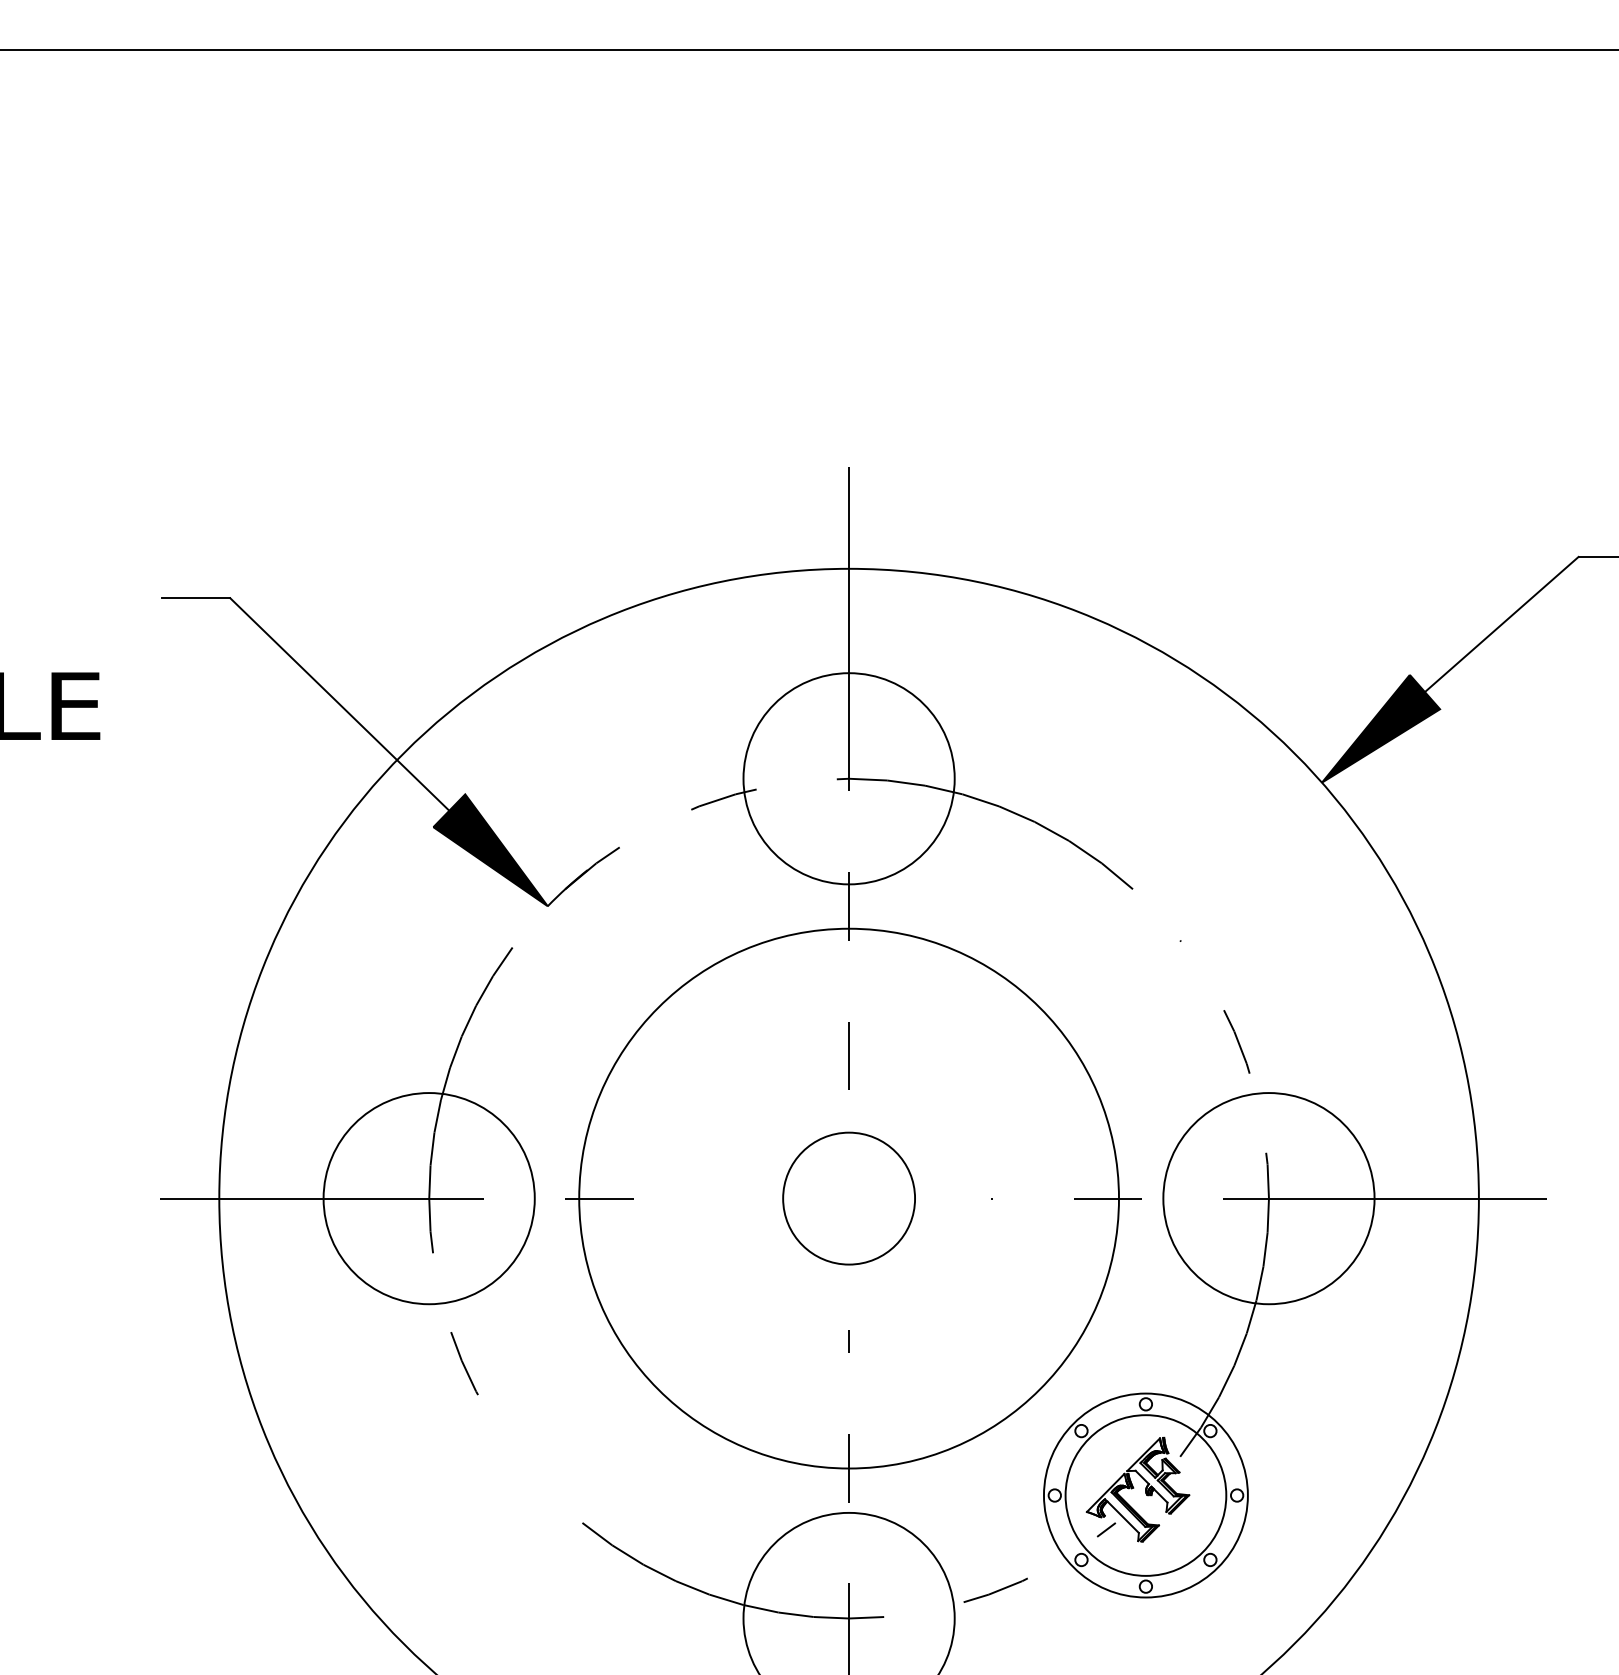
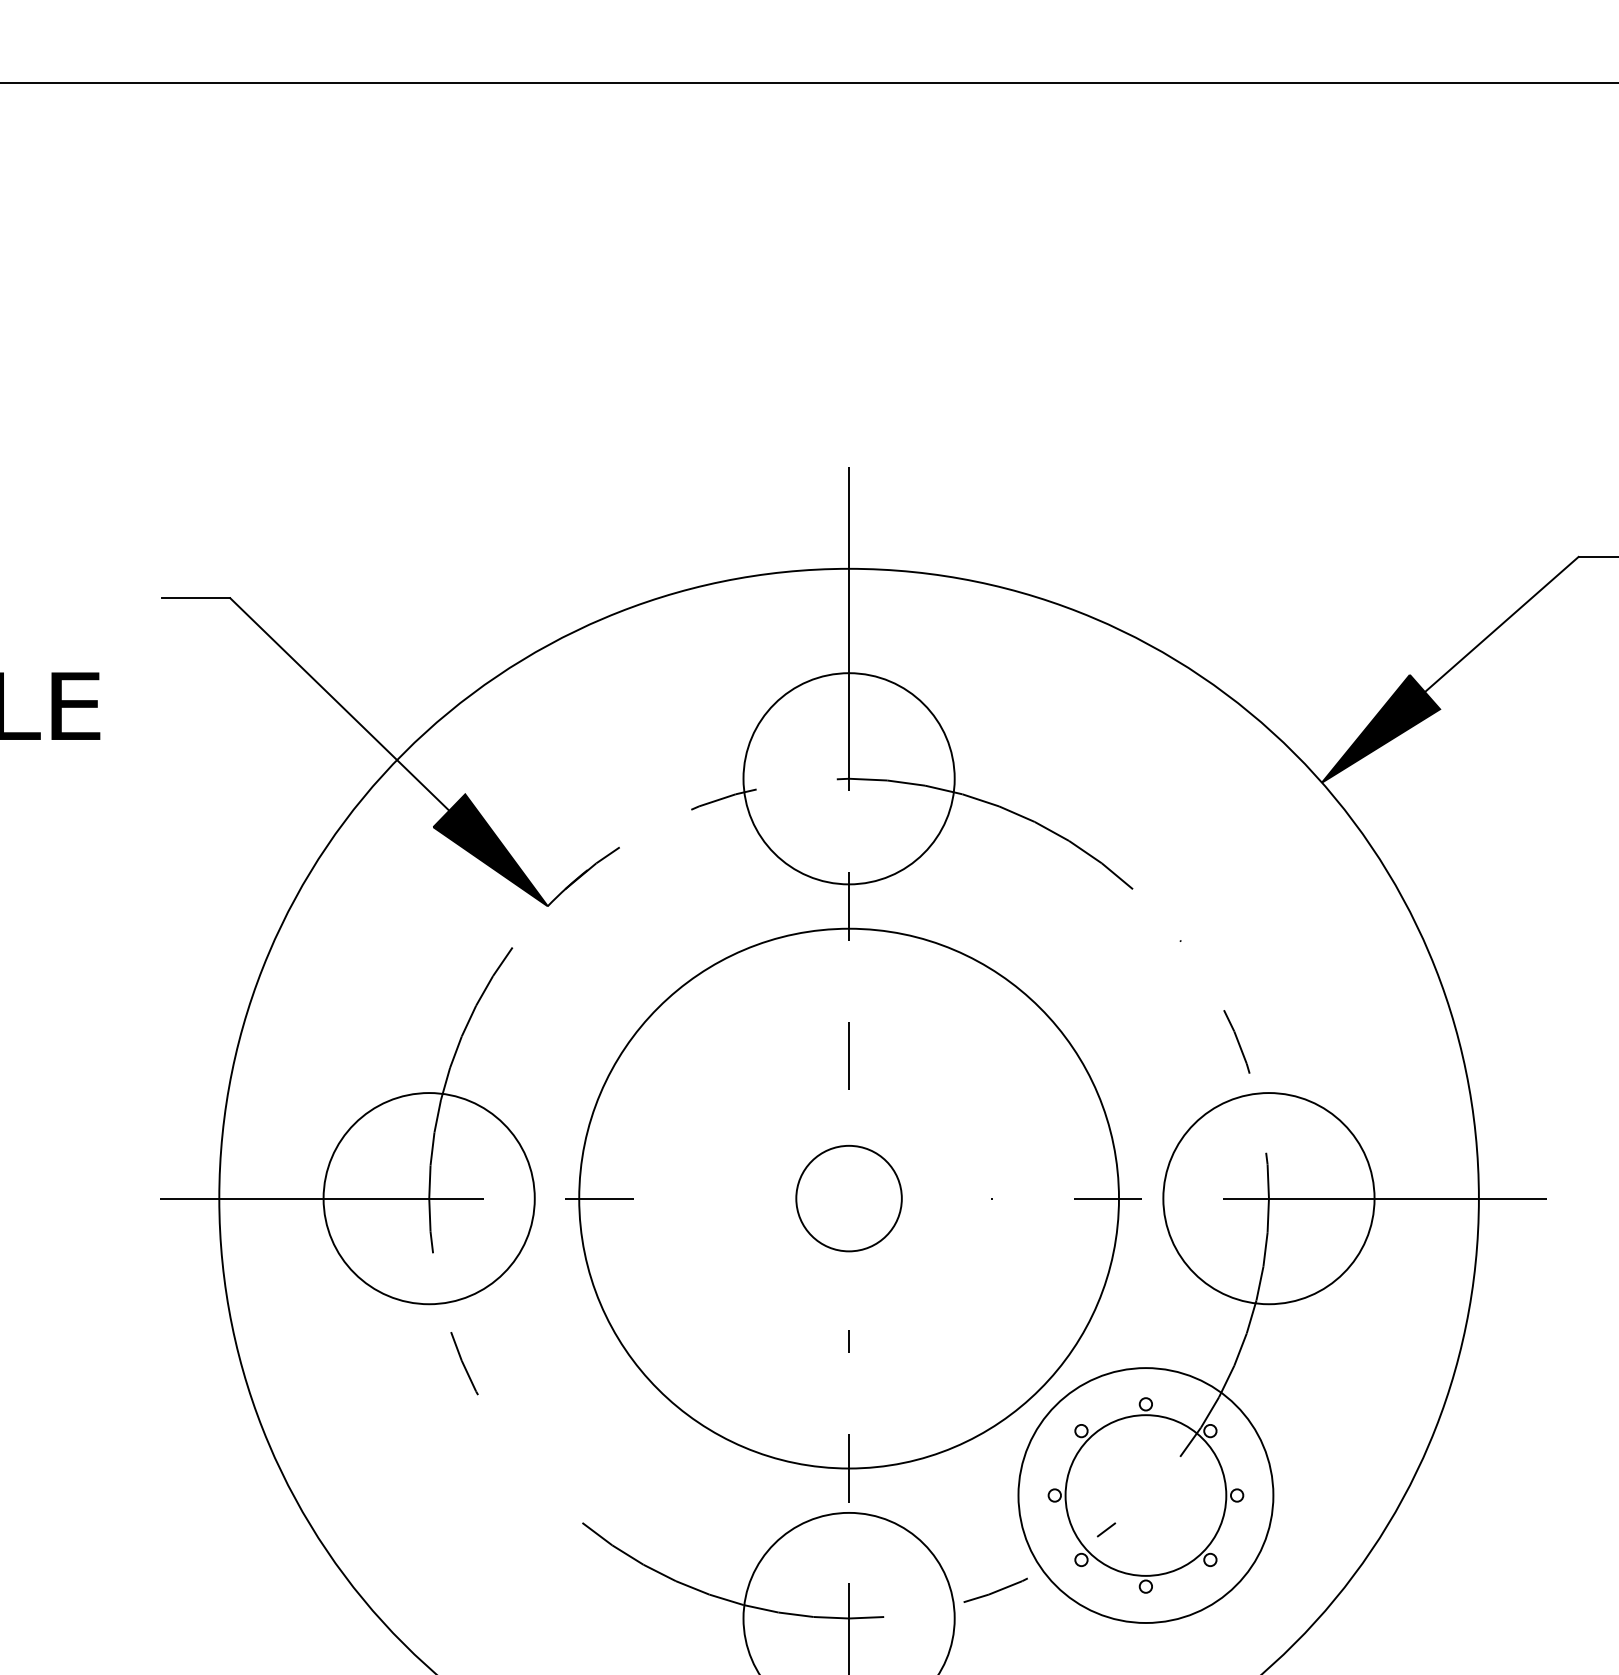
line position: (808, 50) -> (808, 83) (808, 83)
circle size: 134x135 px -> 108x109 px (848, 1198)
part: present -> none (1137, 1489)
circle diameter: 204 px -> 255 px (1145, 1495)
